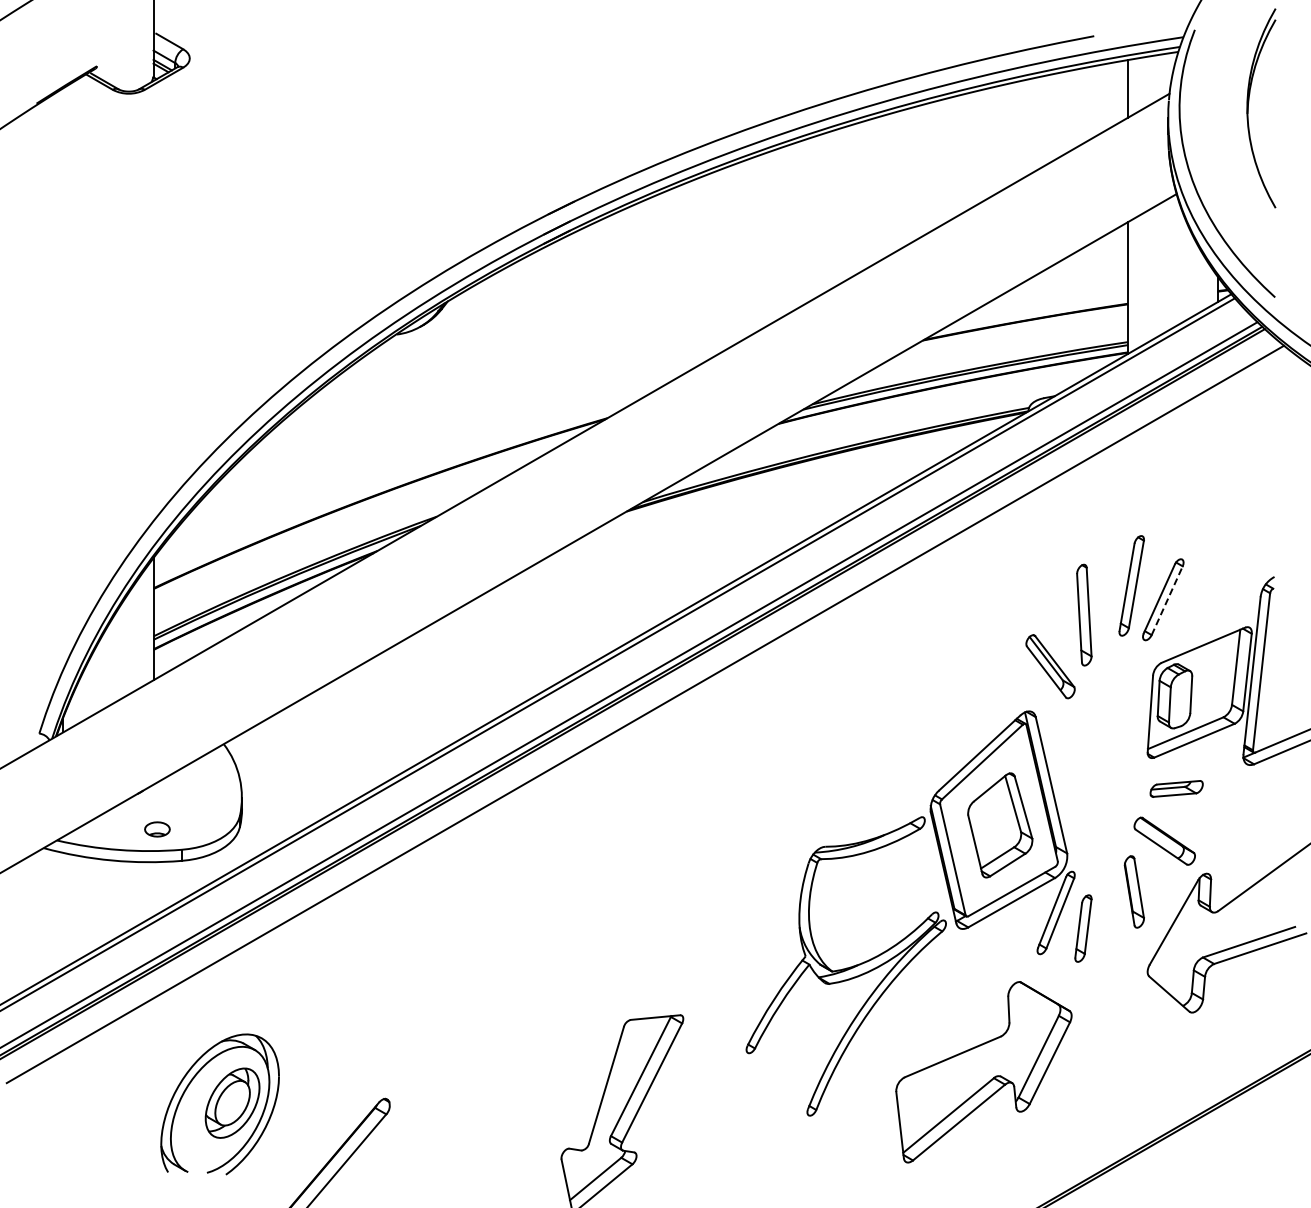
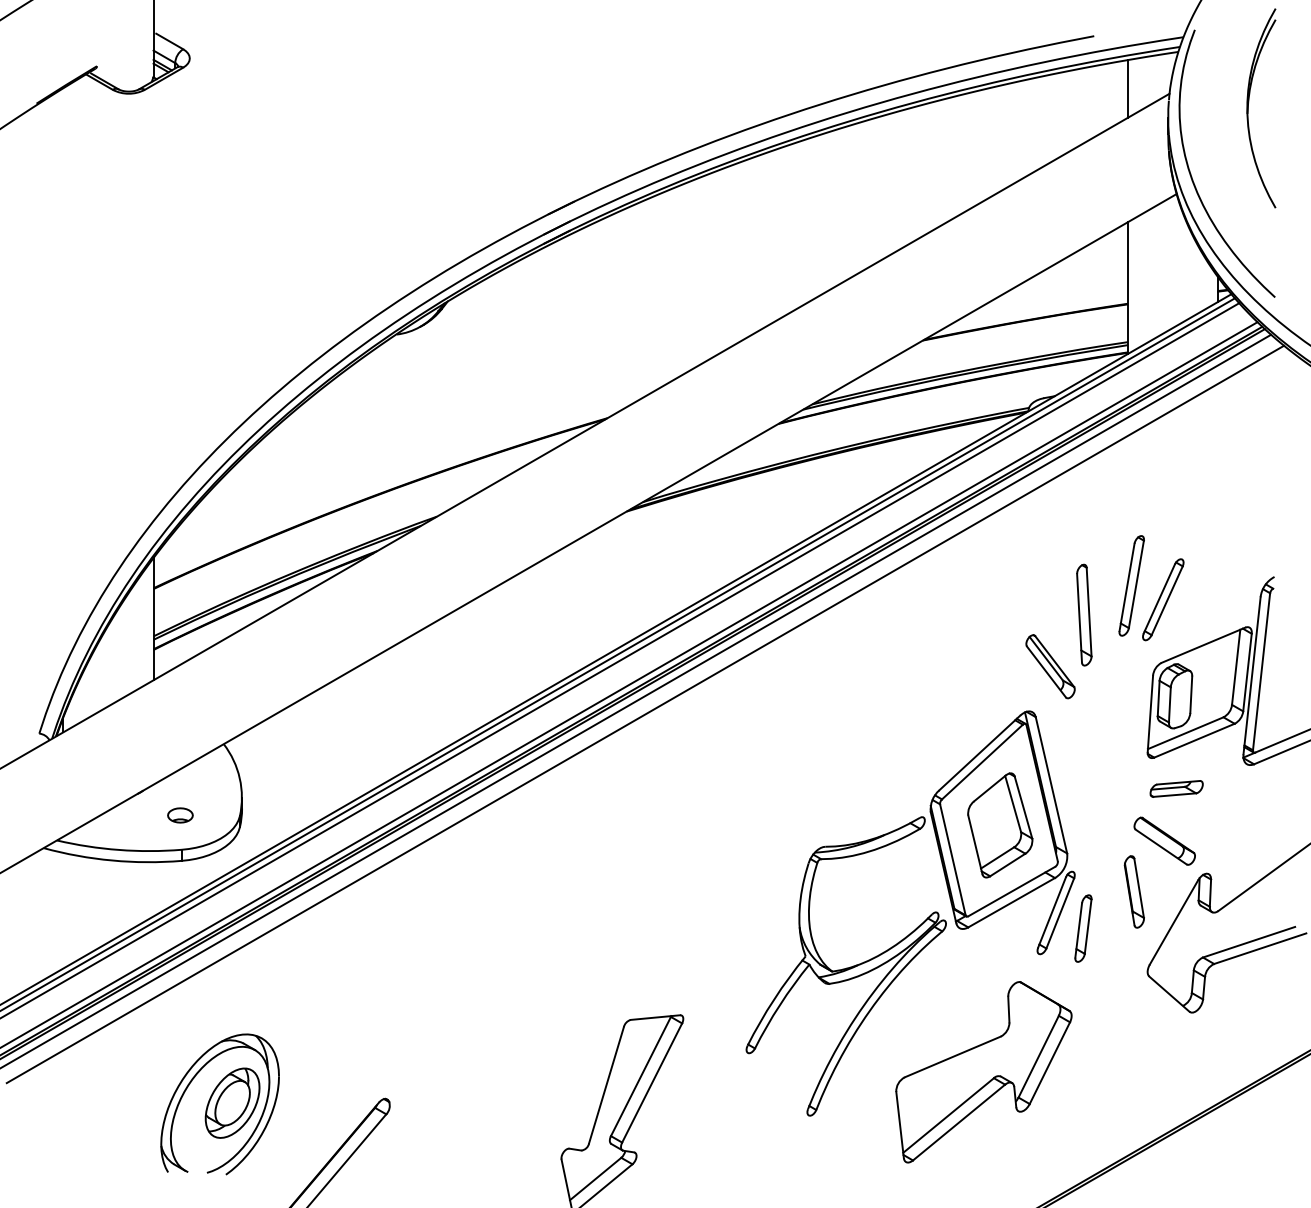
line: dashed -> solid (1167, 600)
line: none -> present (620, 660)
line: none -> present (636, 700)
part position: (157, 829) -> (180, 815) (180, 815)
